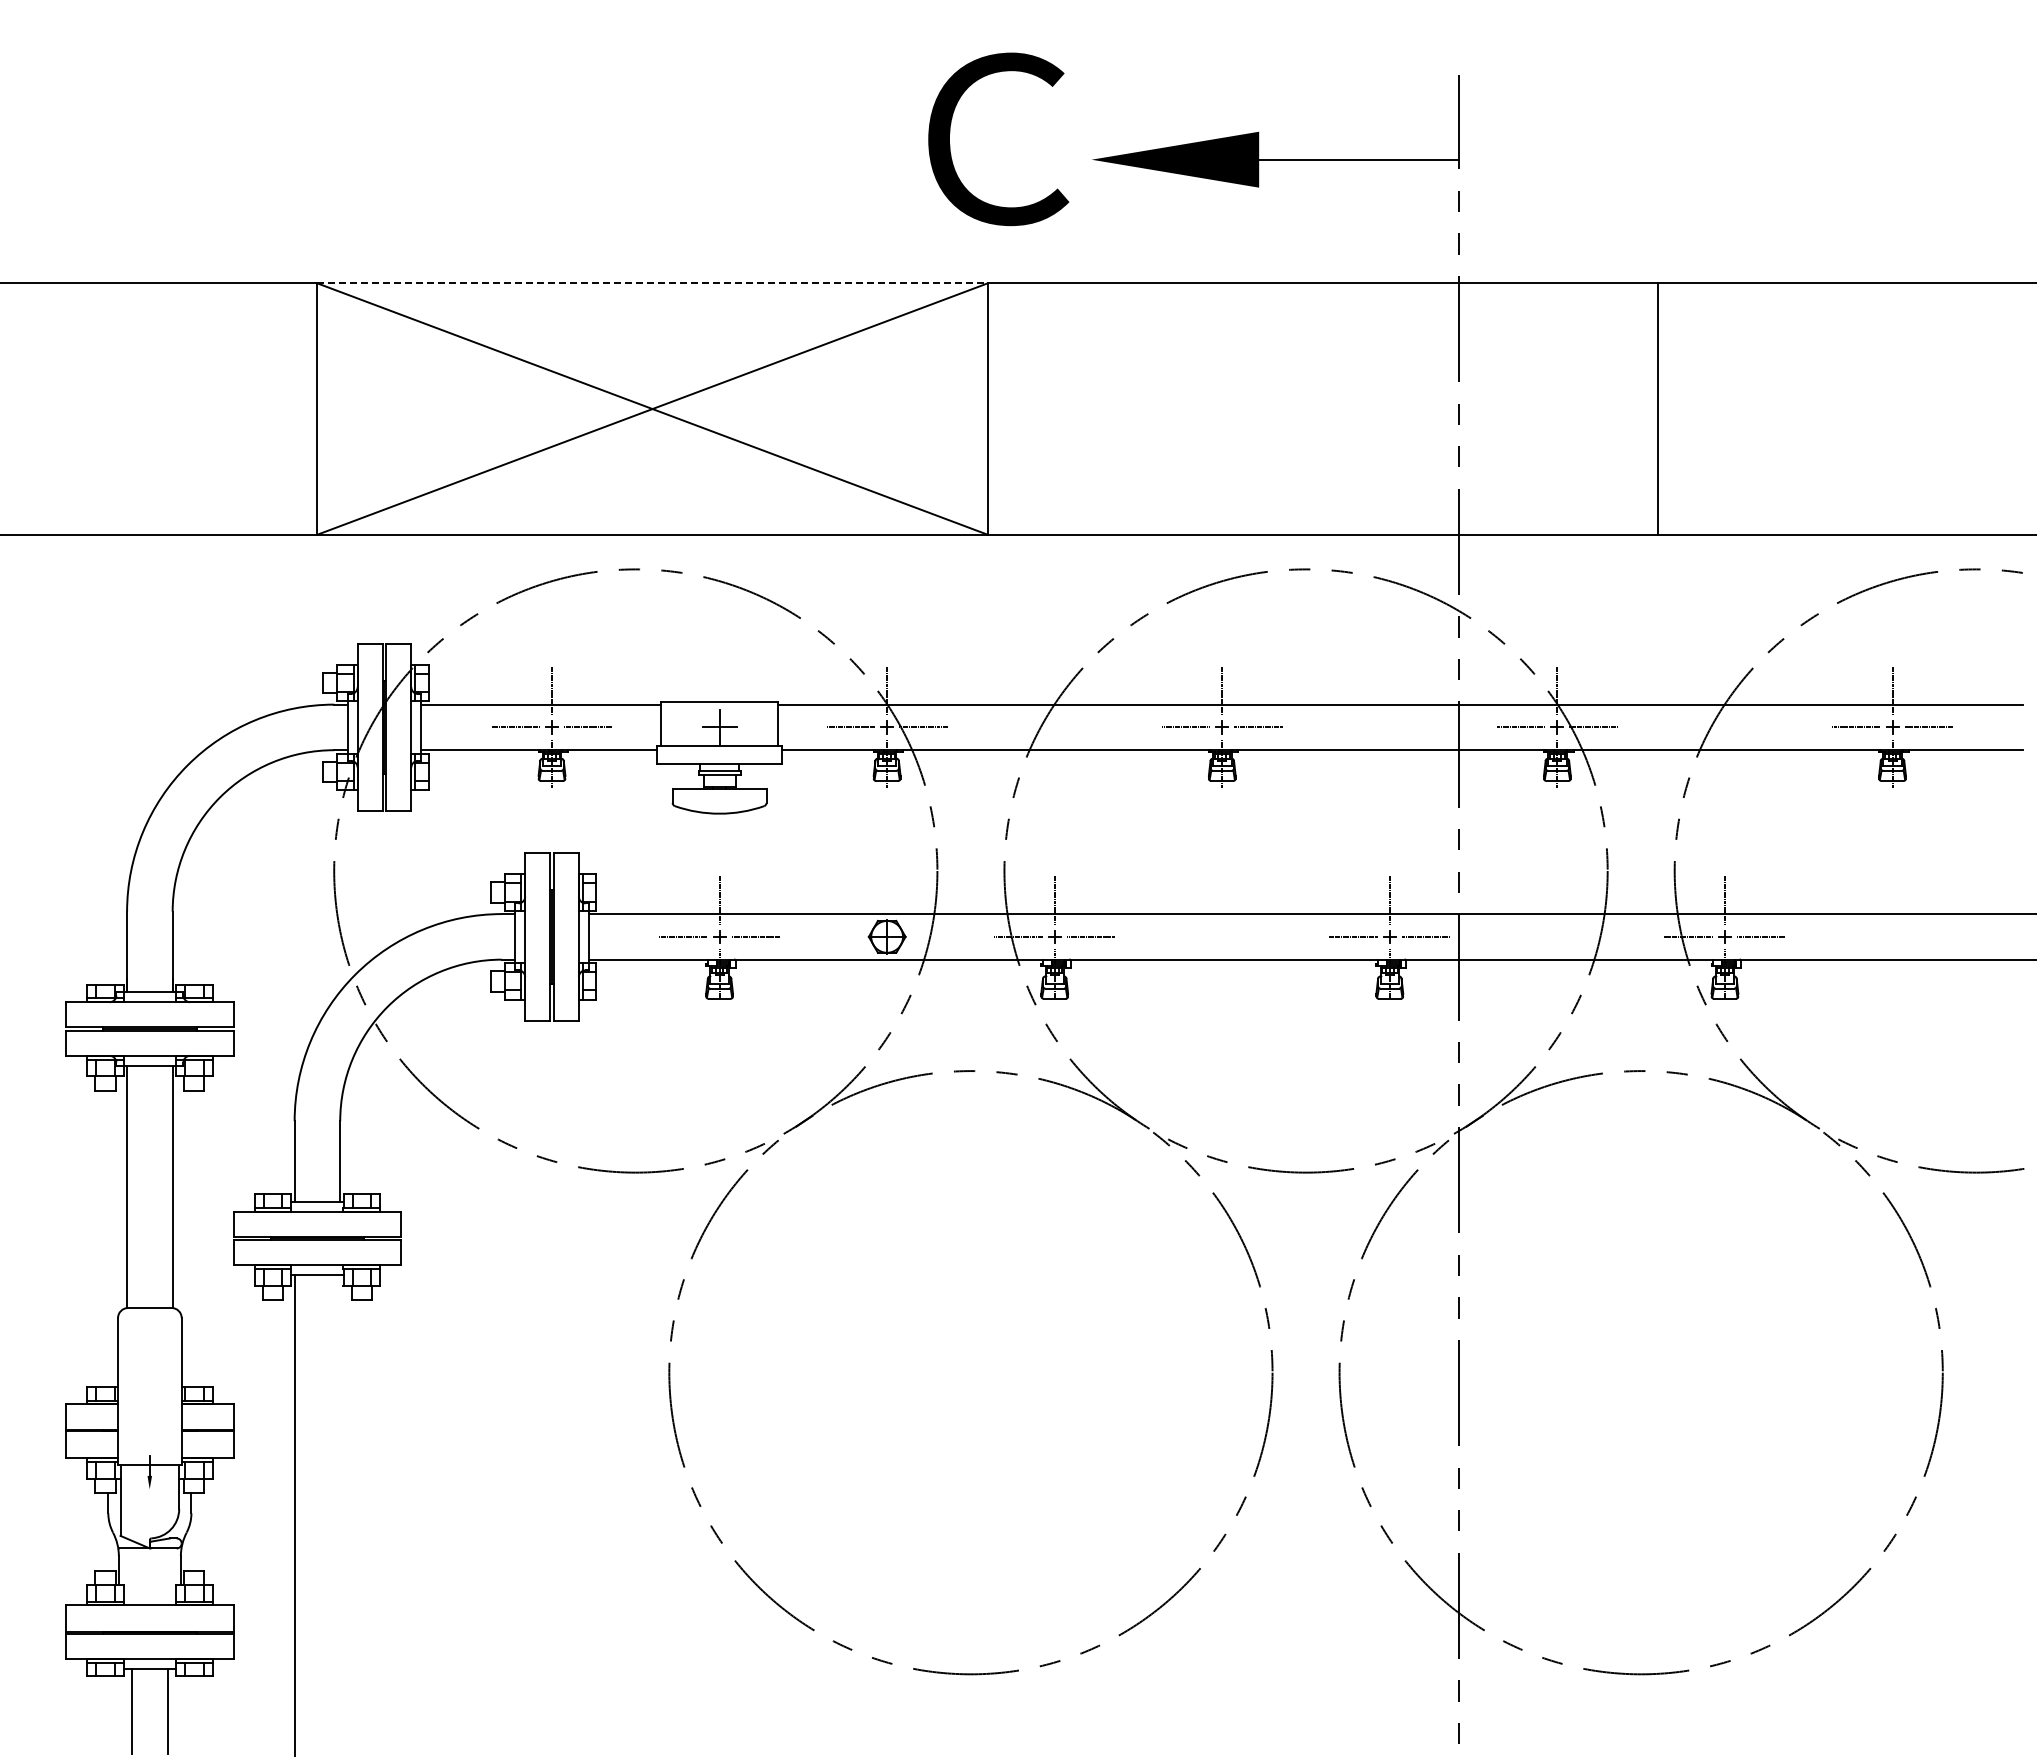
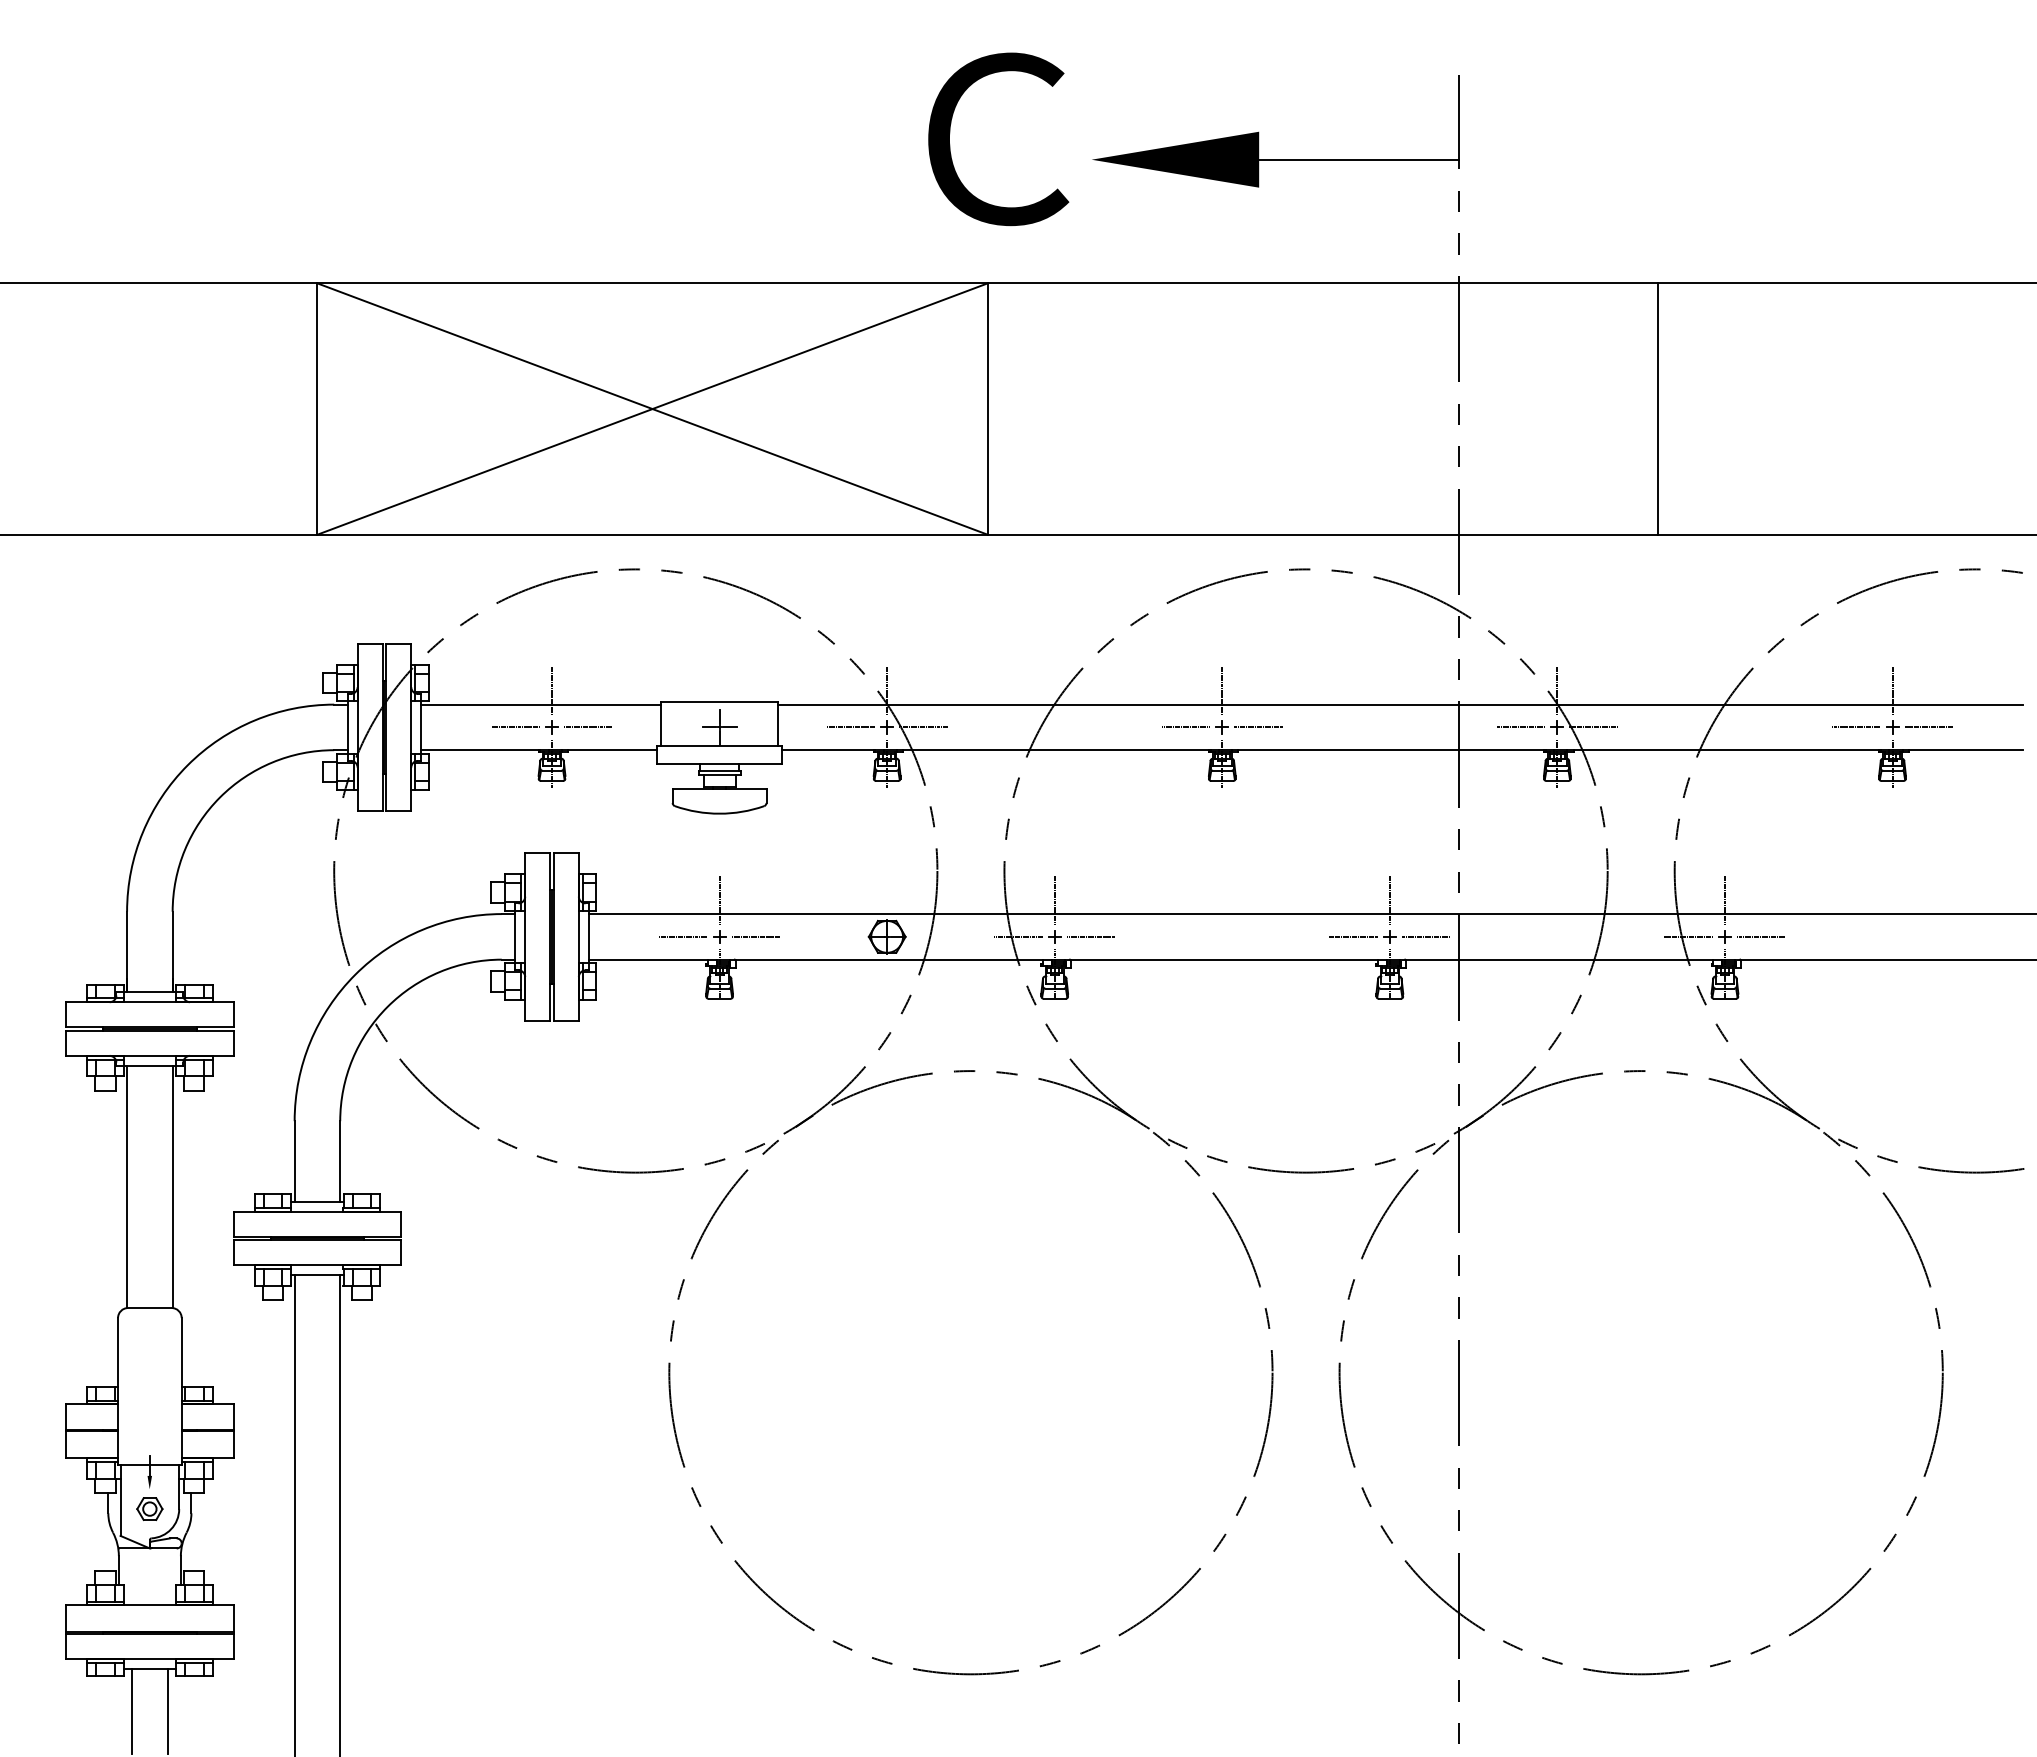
line: dashed -> solid (653, 283)
part: none -> present (149, 1508)
line: none -> present (340, 1514)
